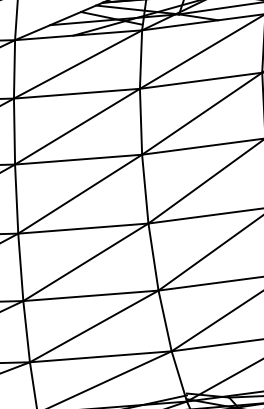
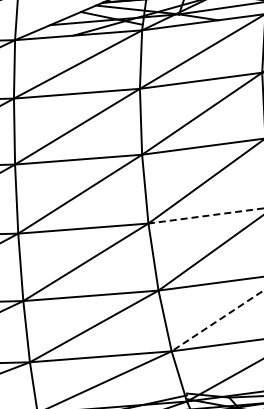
line: solid -> dashed (205, 216)
line: solid -> dashed (217, 321)
